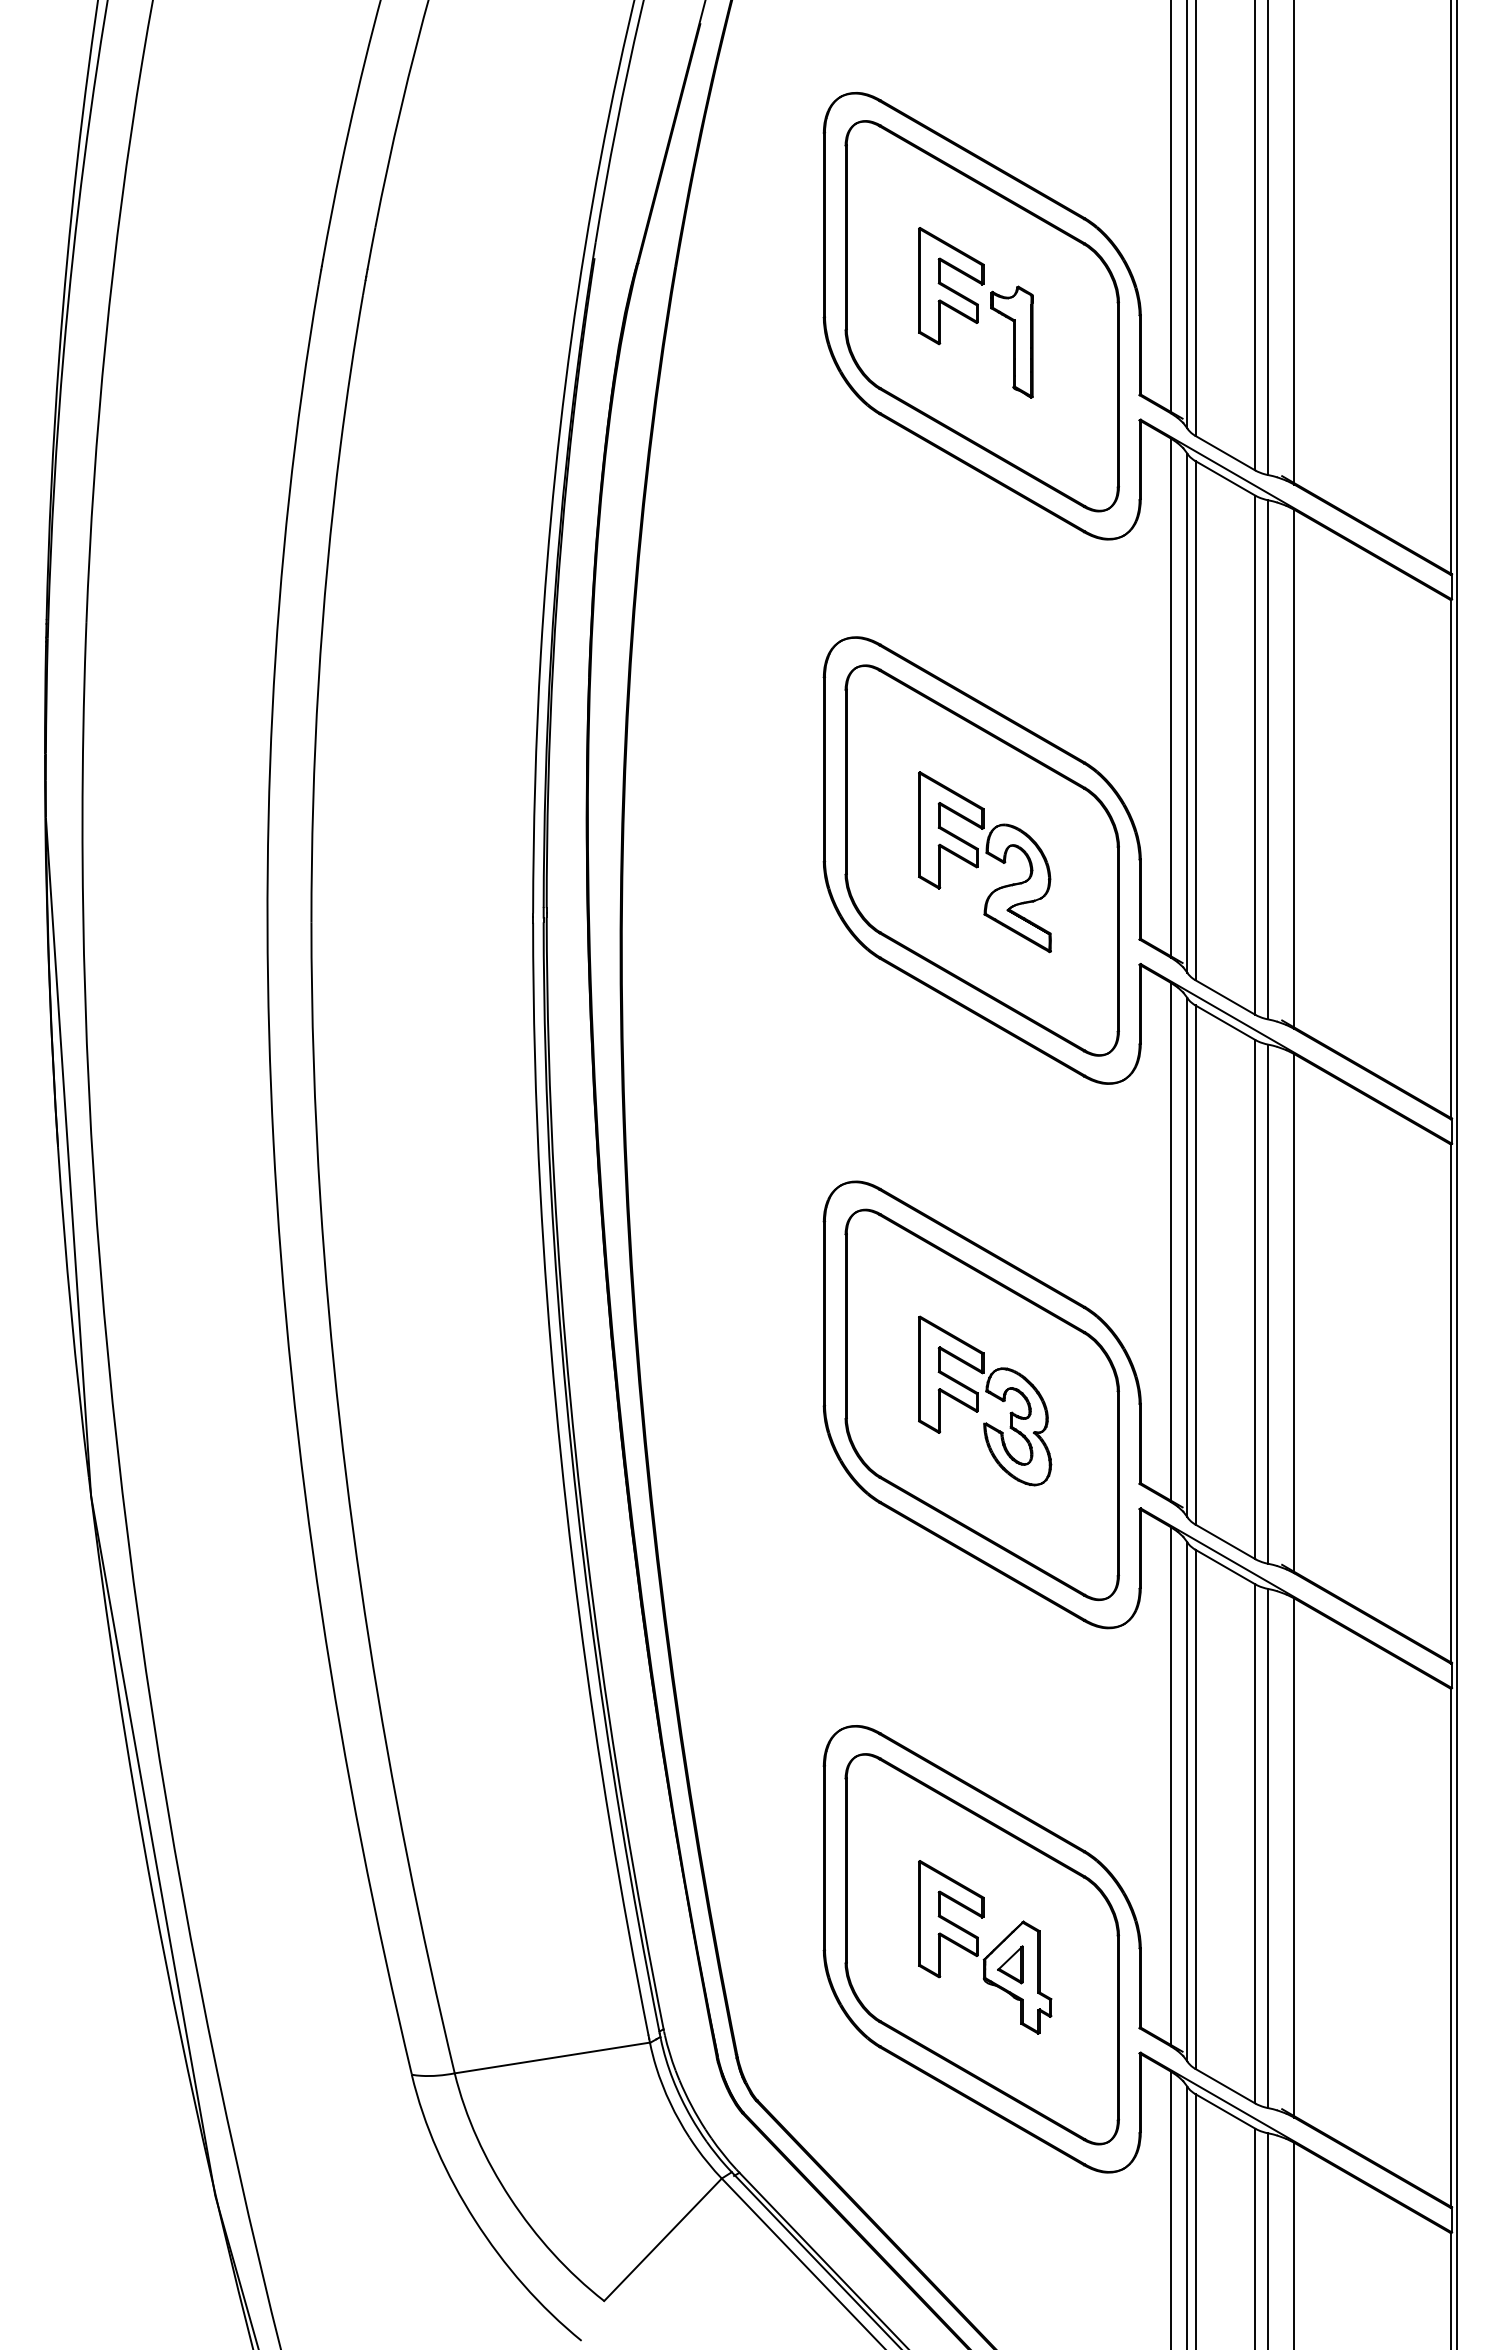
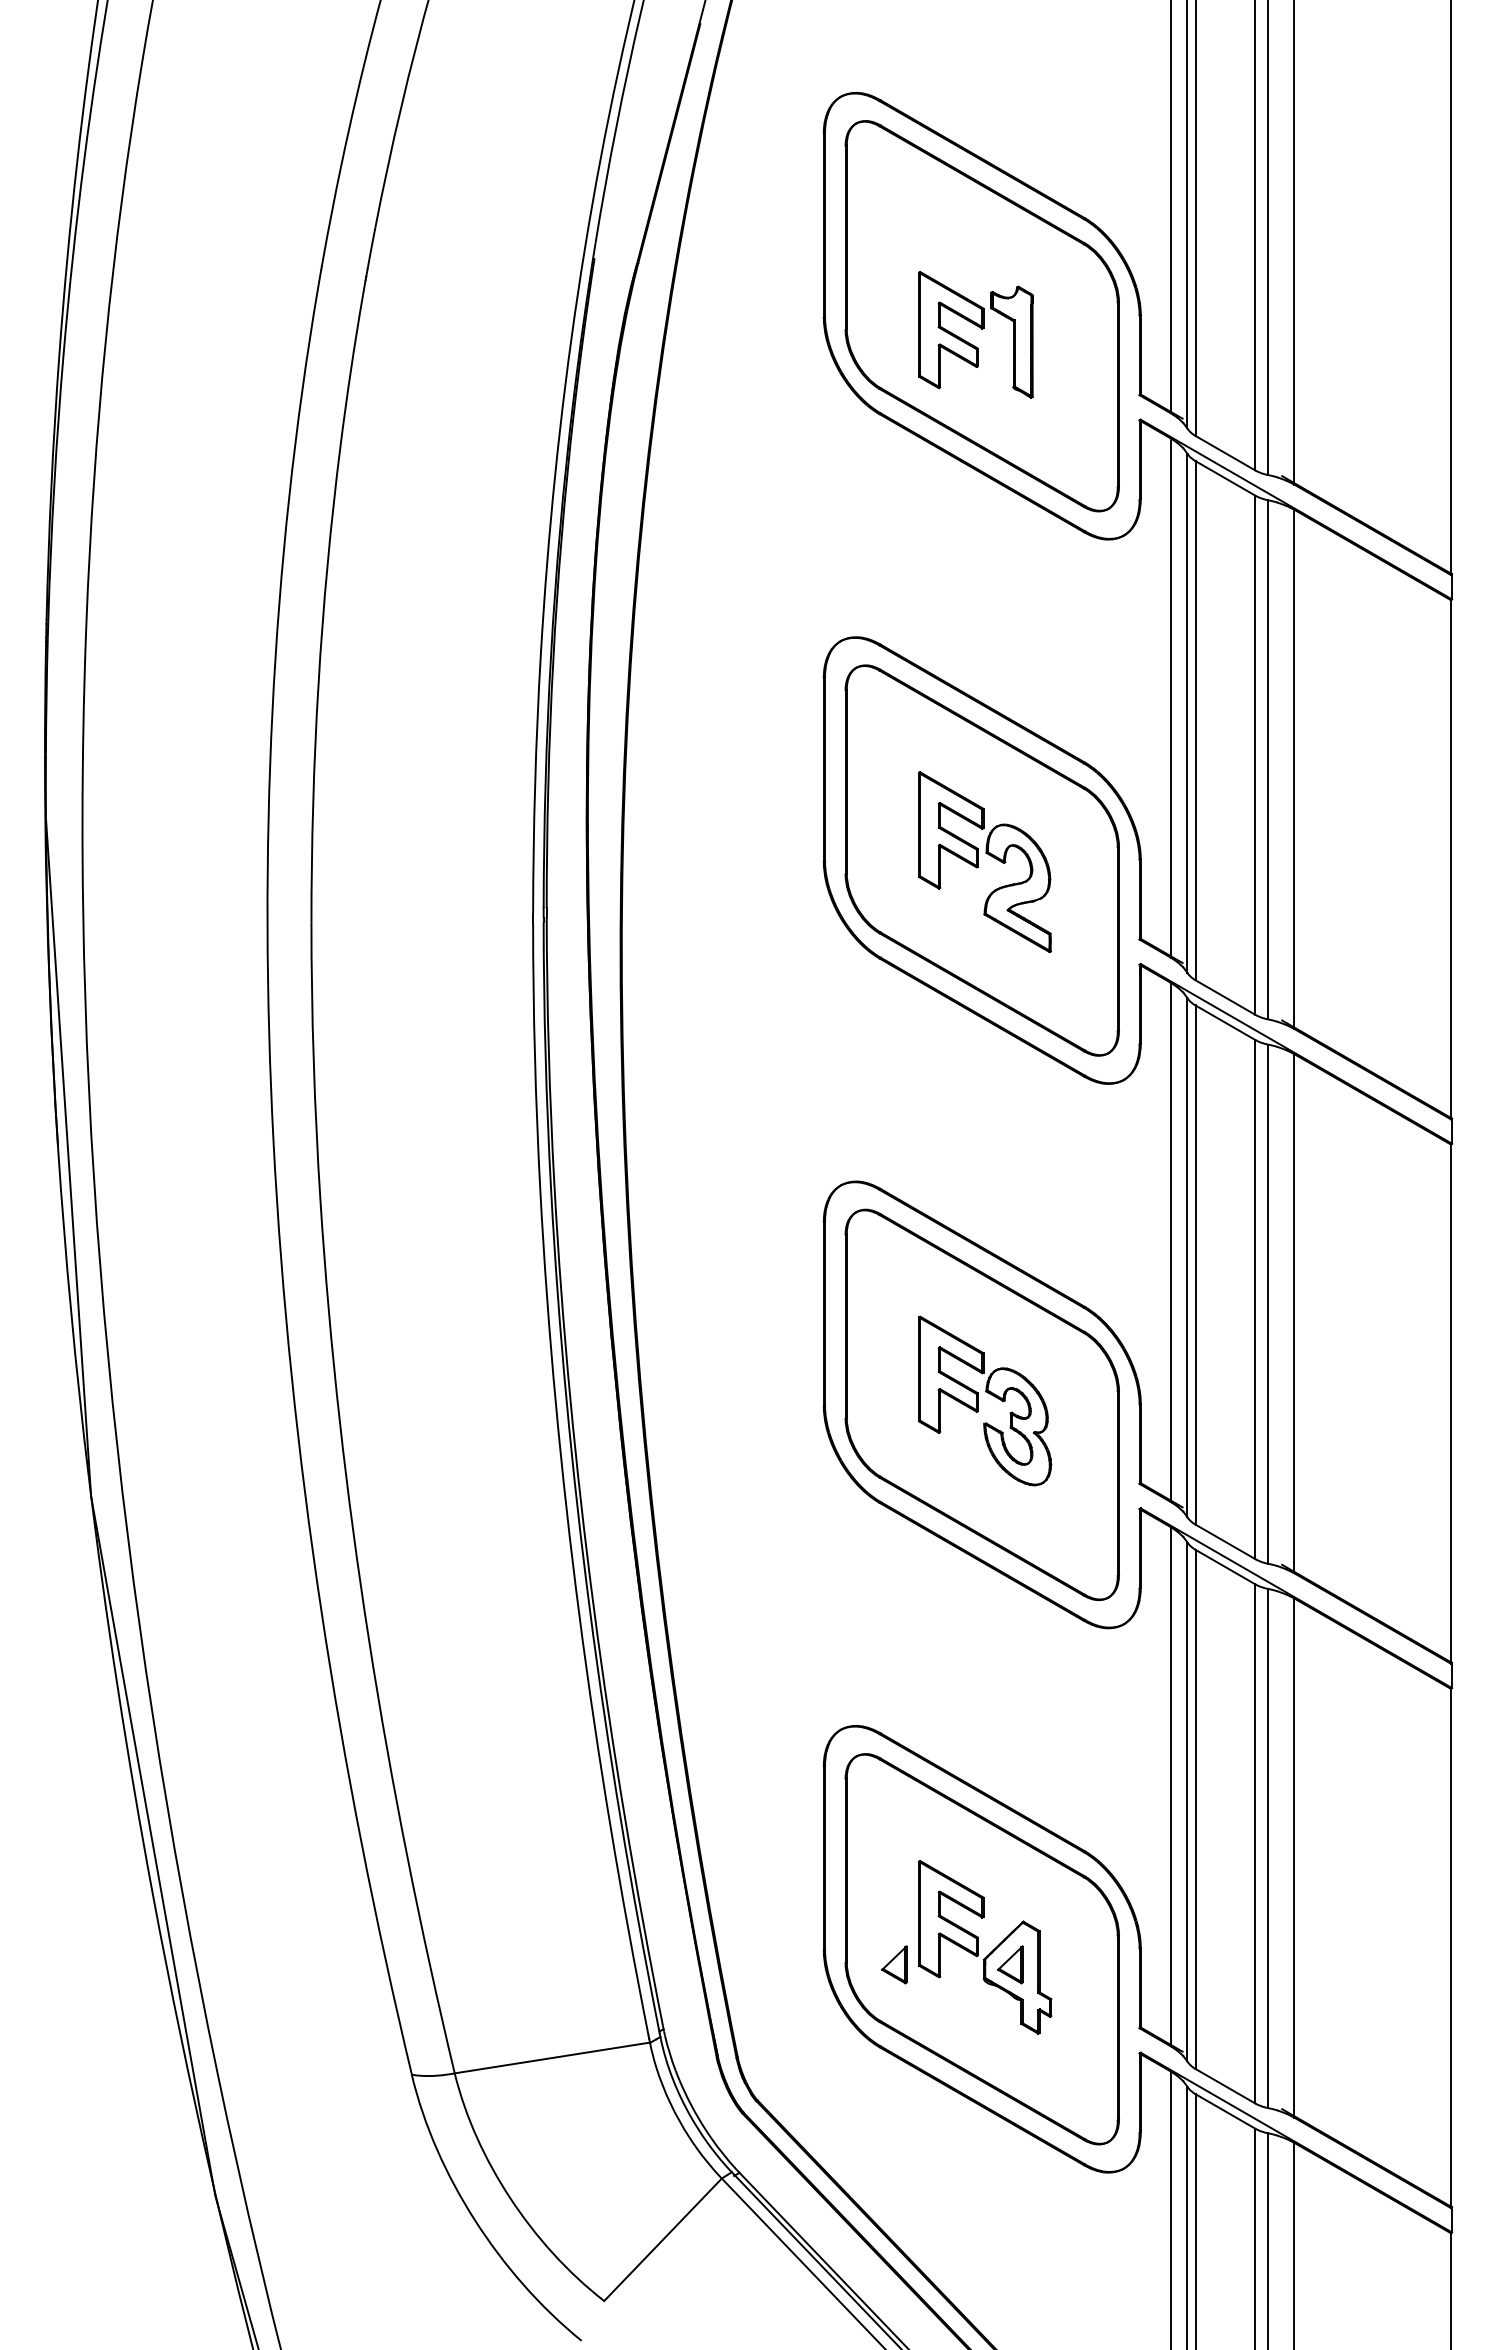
part position: (951, 286) -> (951, 330) (951, 330)
line: present -> none (1457, 1174)
part: none -> present (894, 1964)
